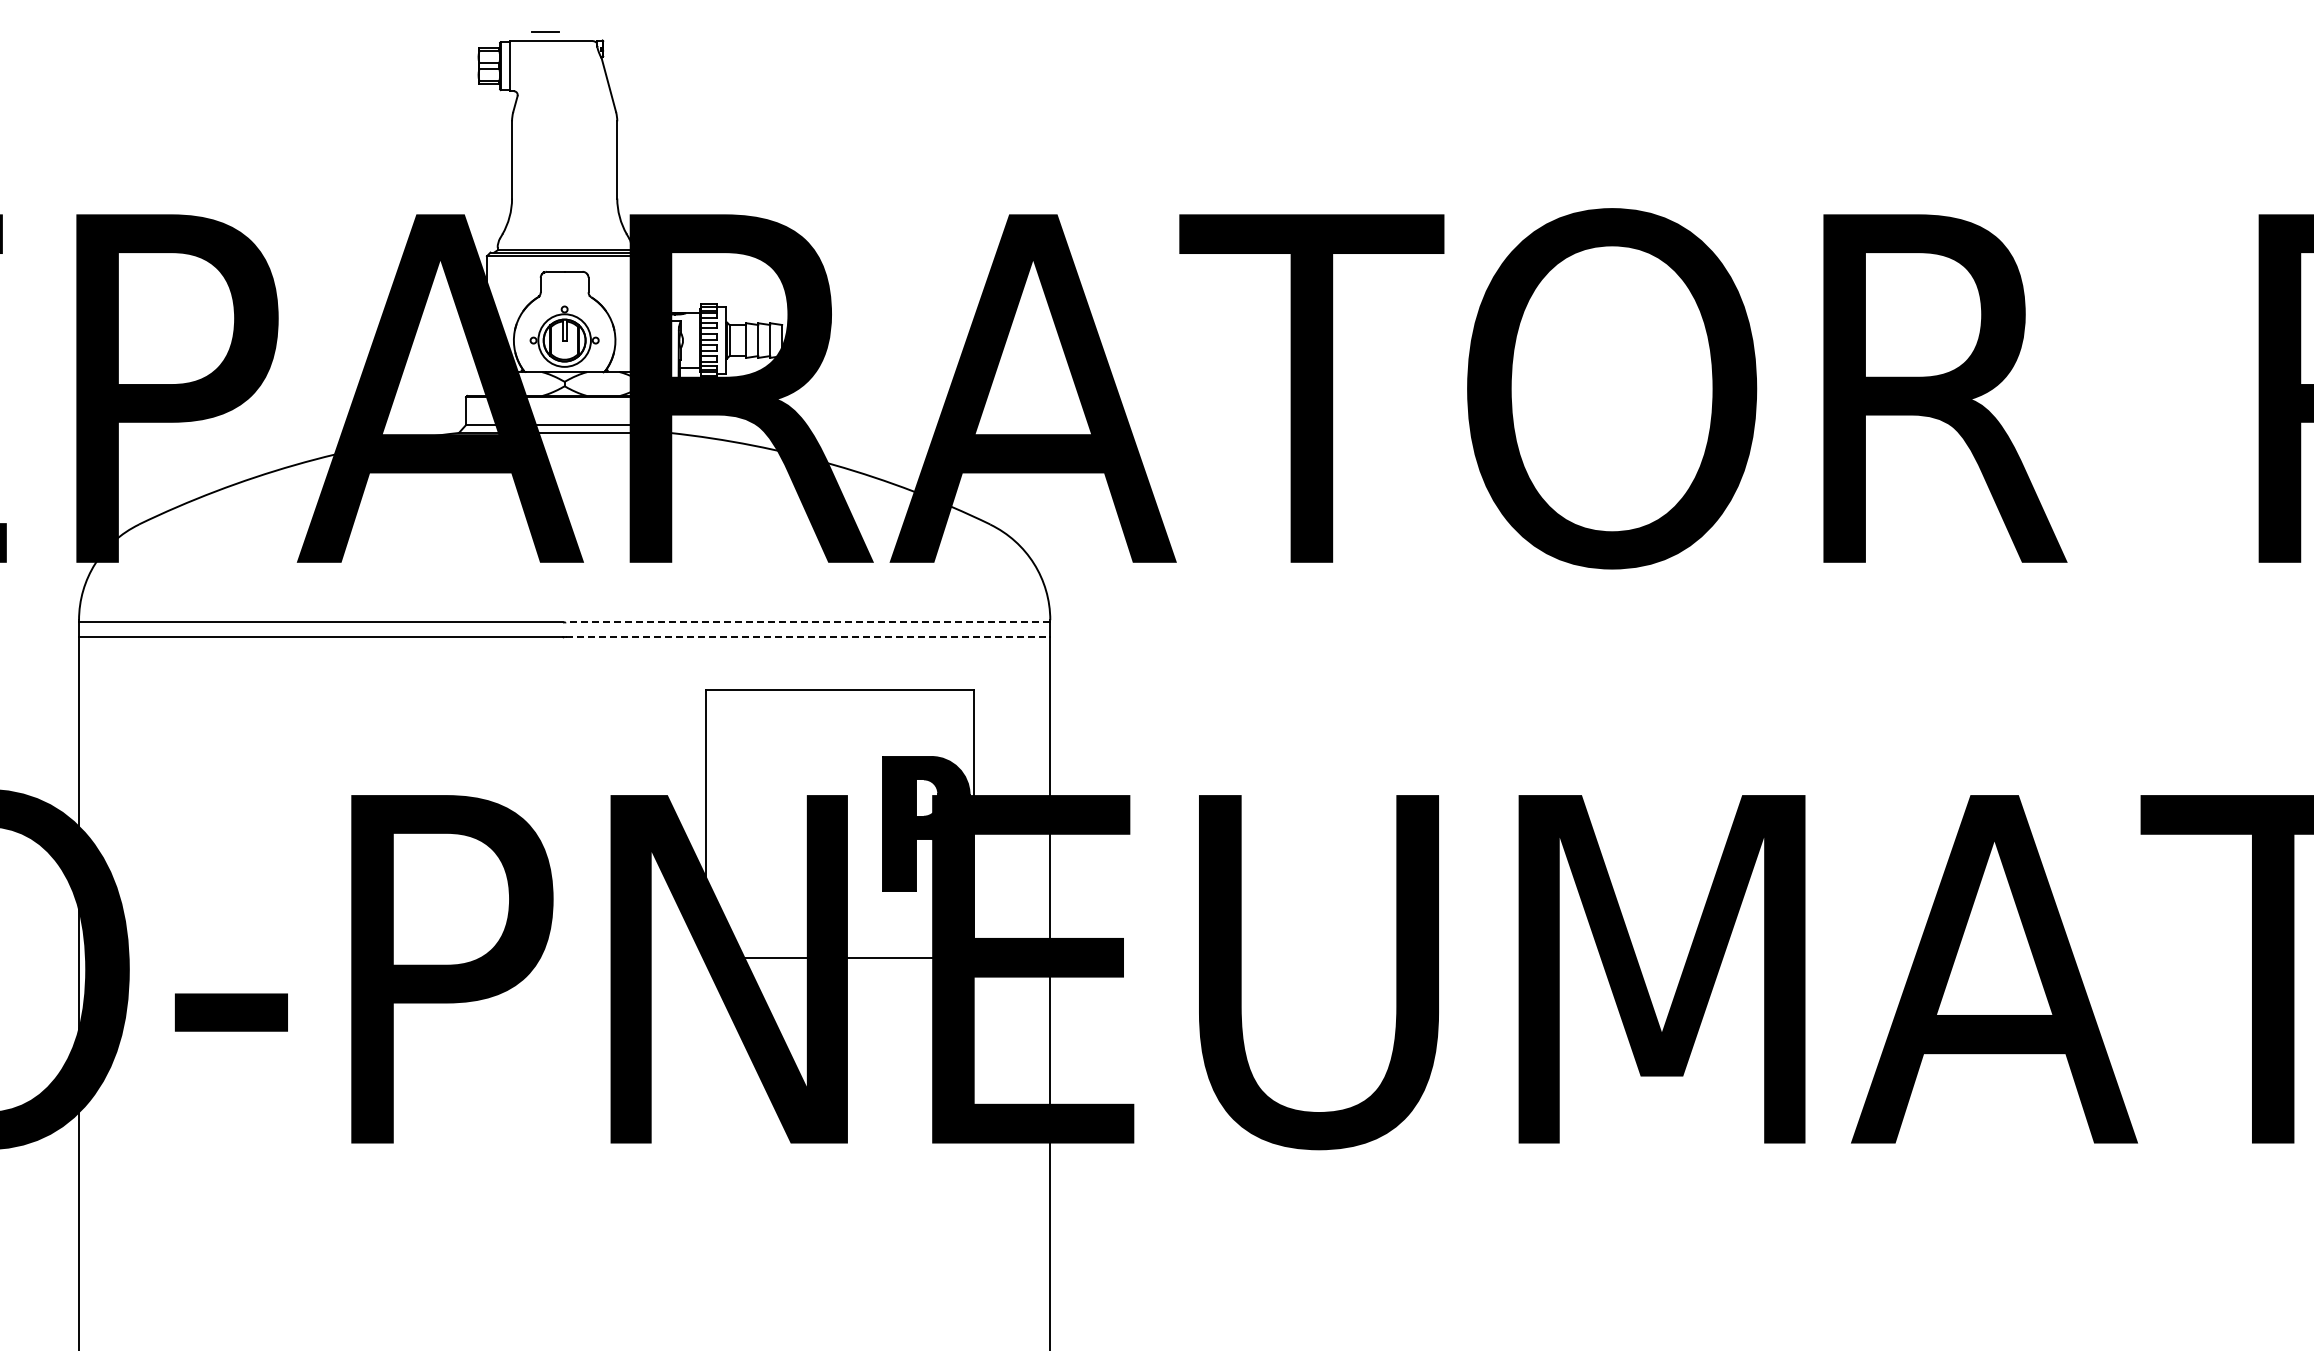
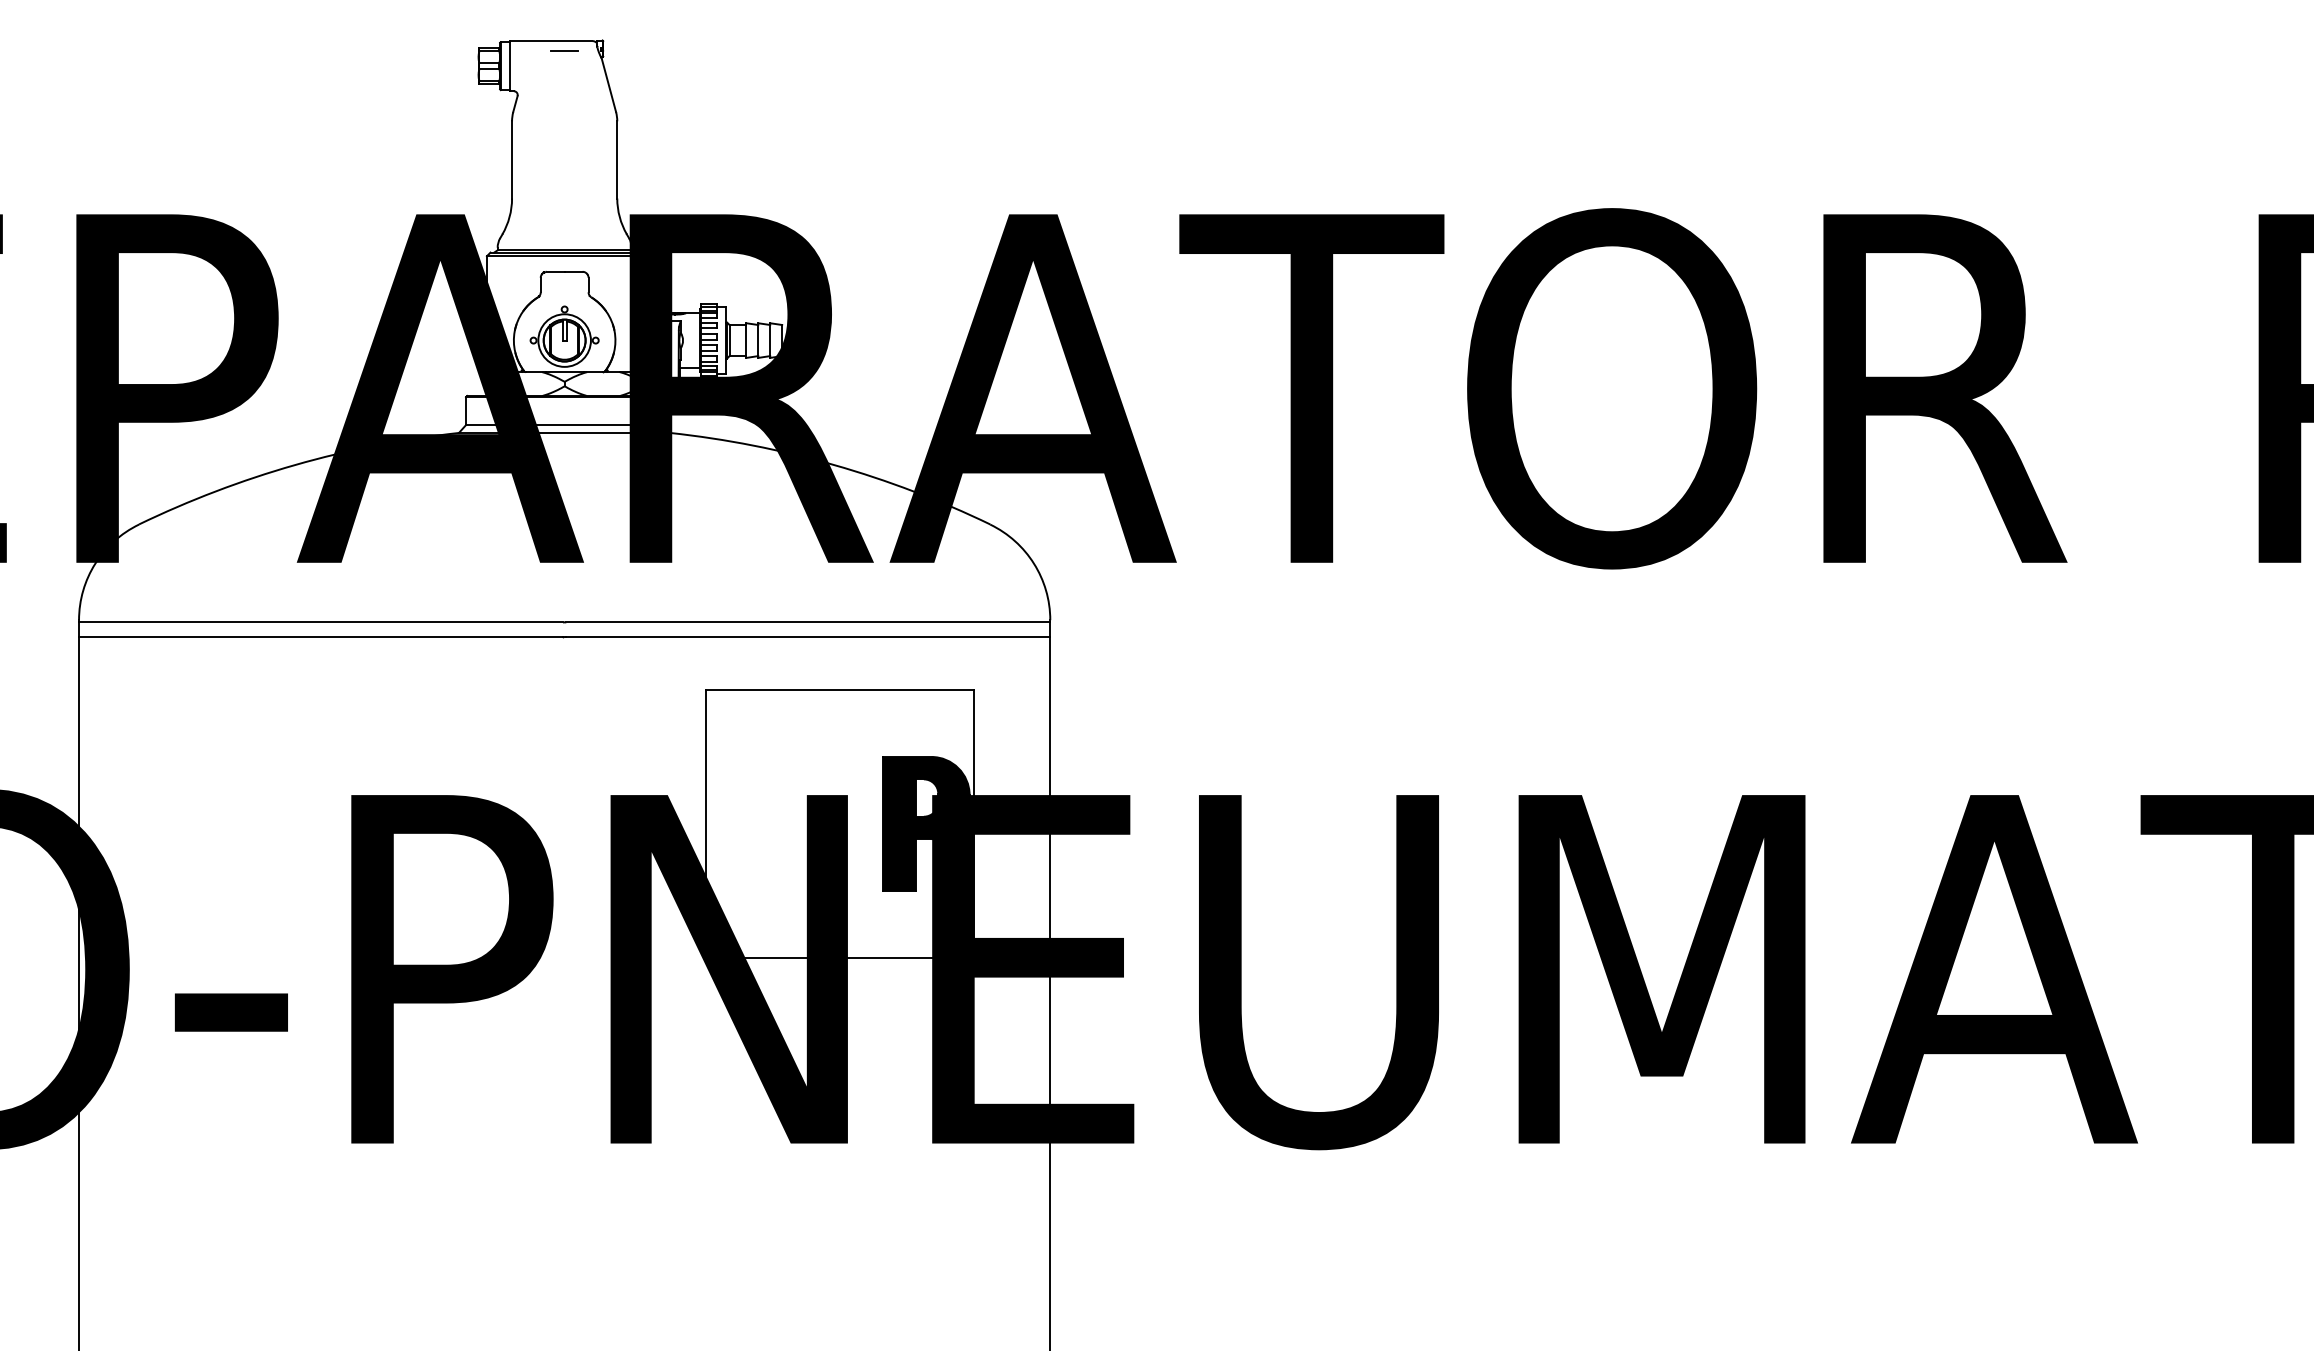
line position: (545, 31) -> (564, 50) (564, 50)
line: dashed -> solid (807, 622)
line: dashed -> solid (808, 636)
